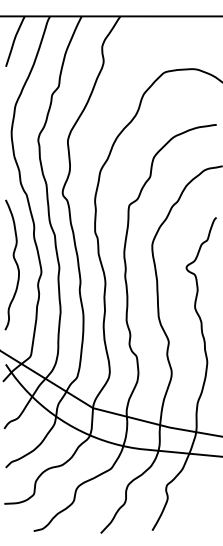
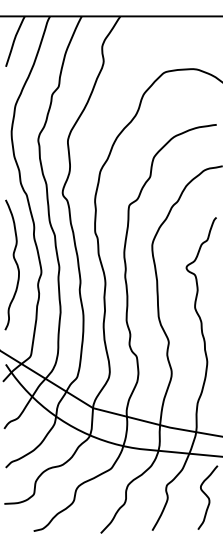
curve: none -> present (207, 497)
